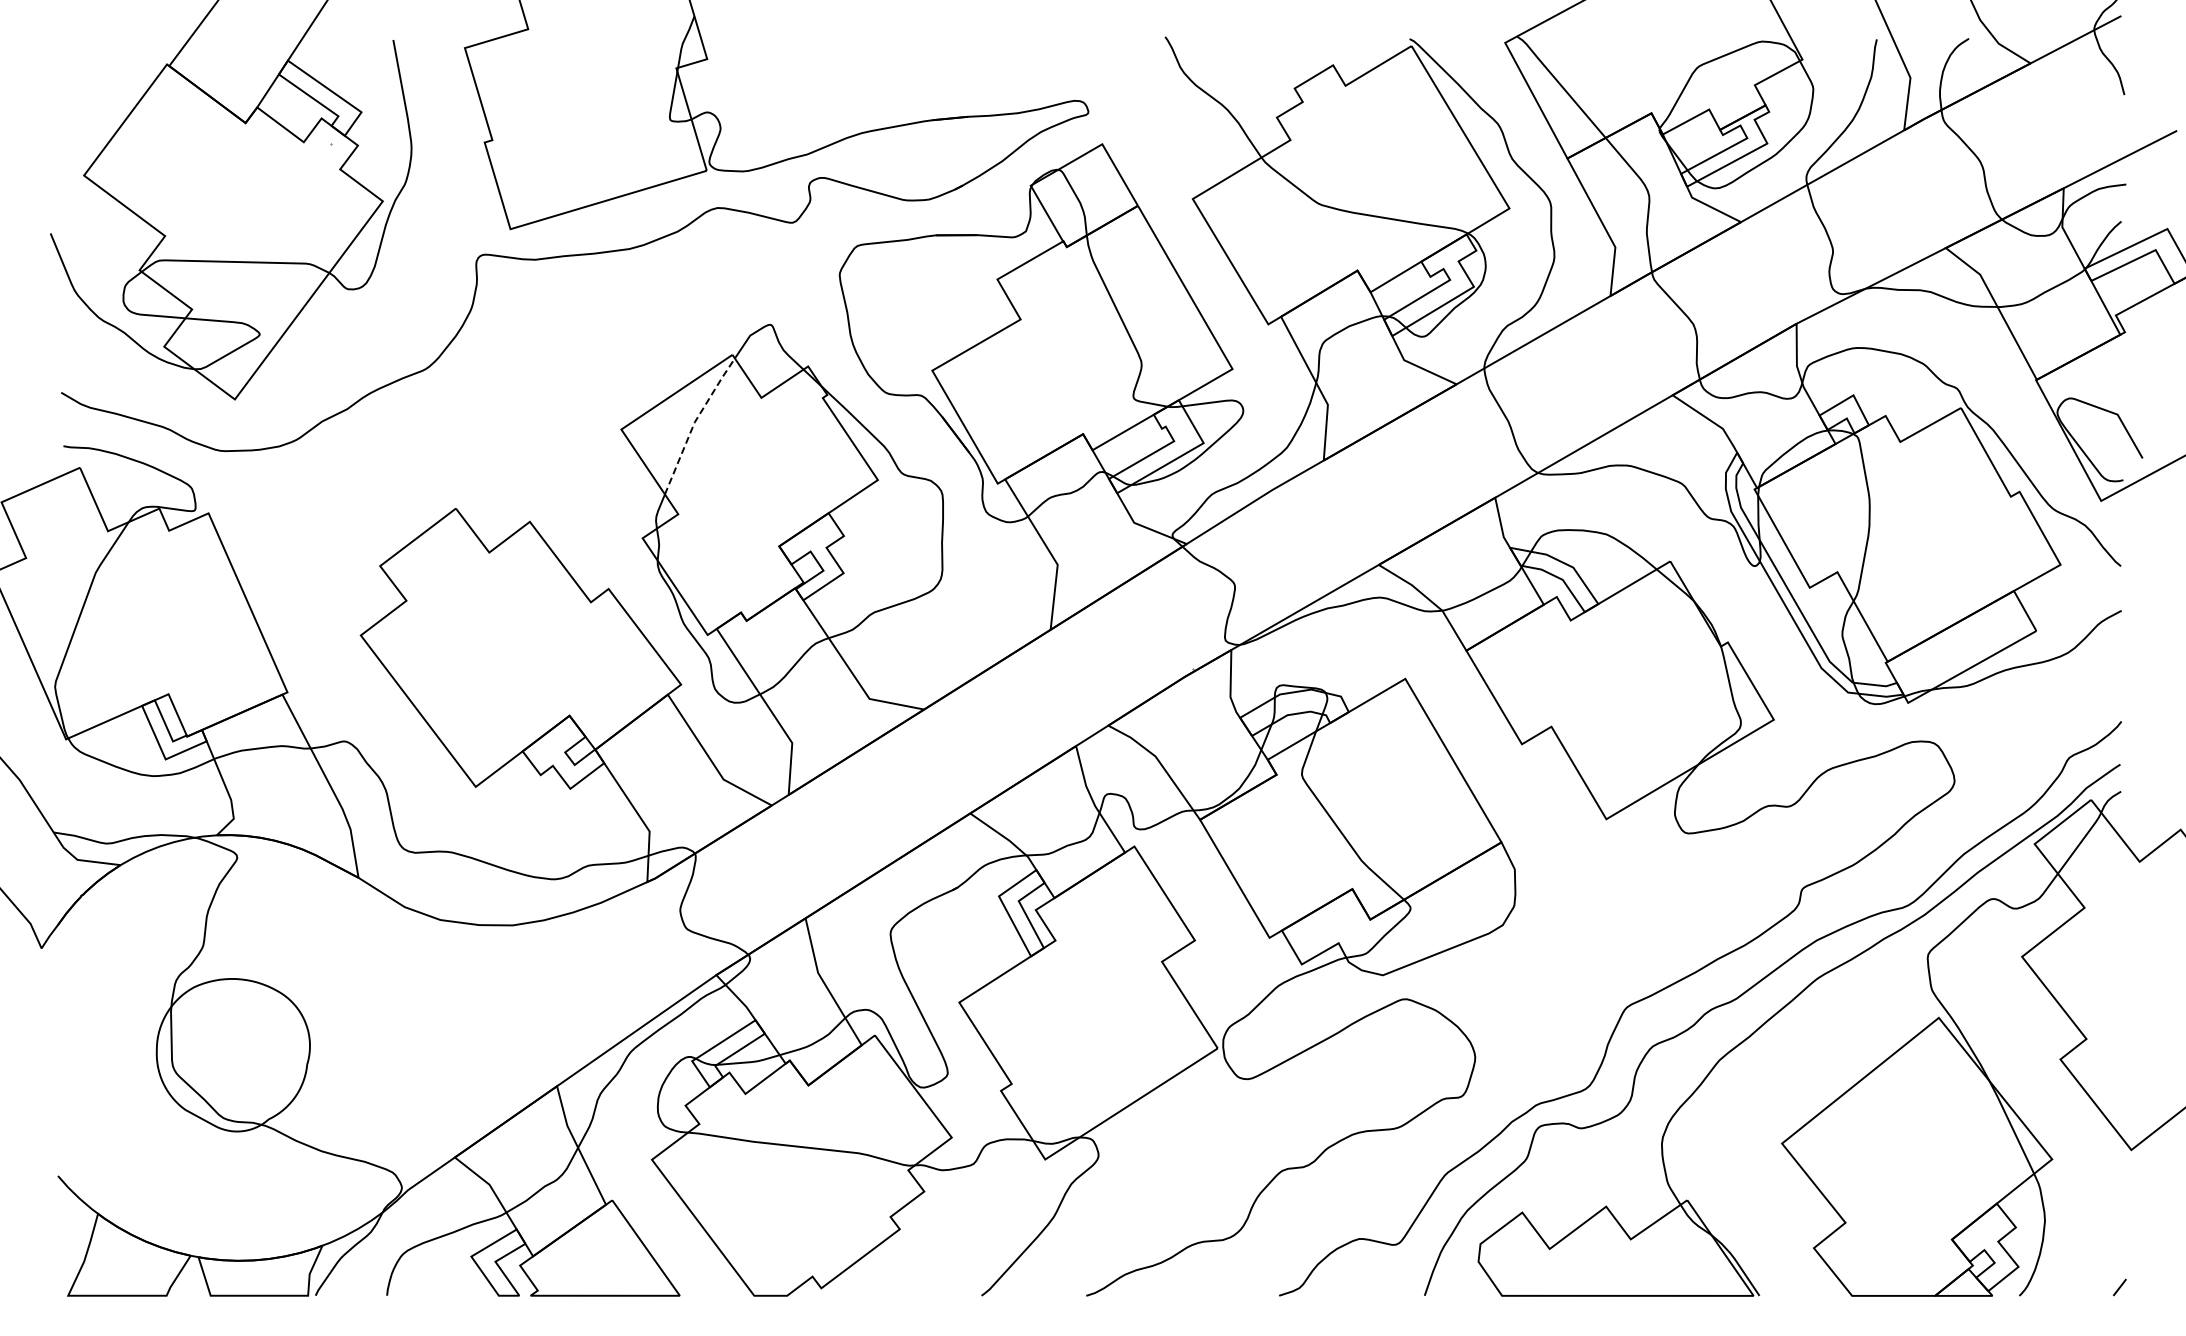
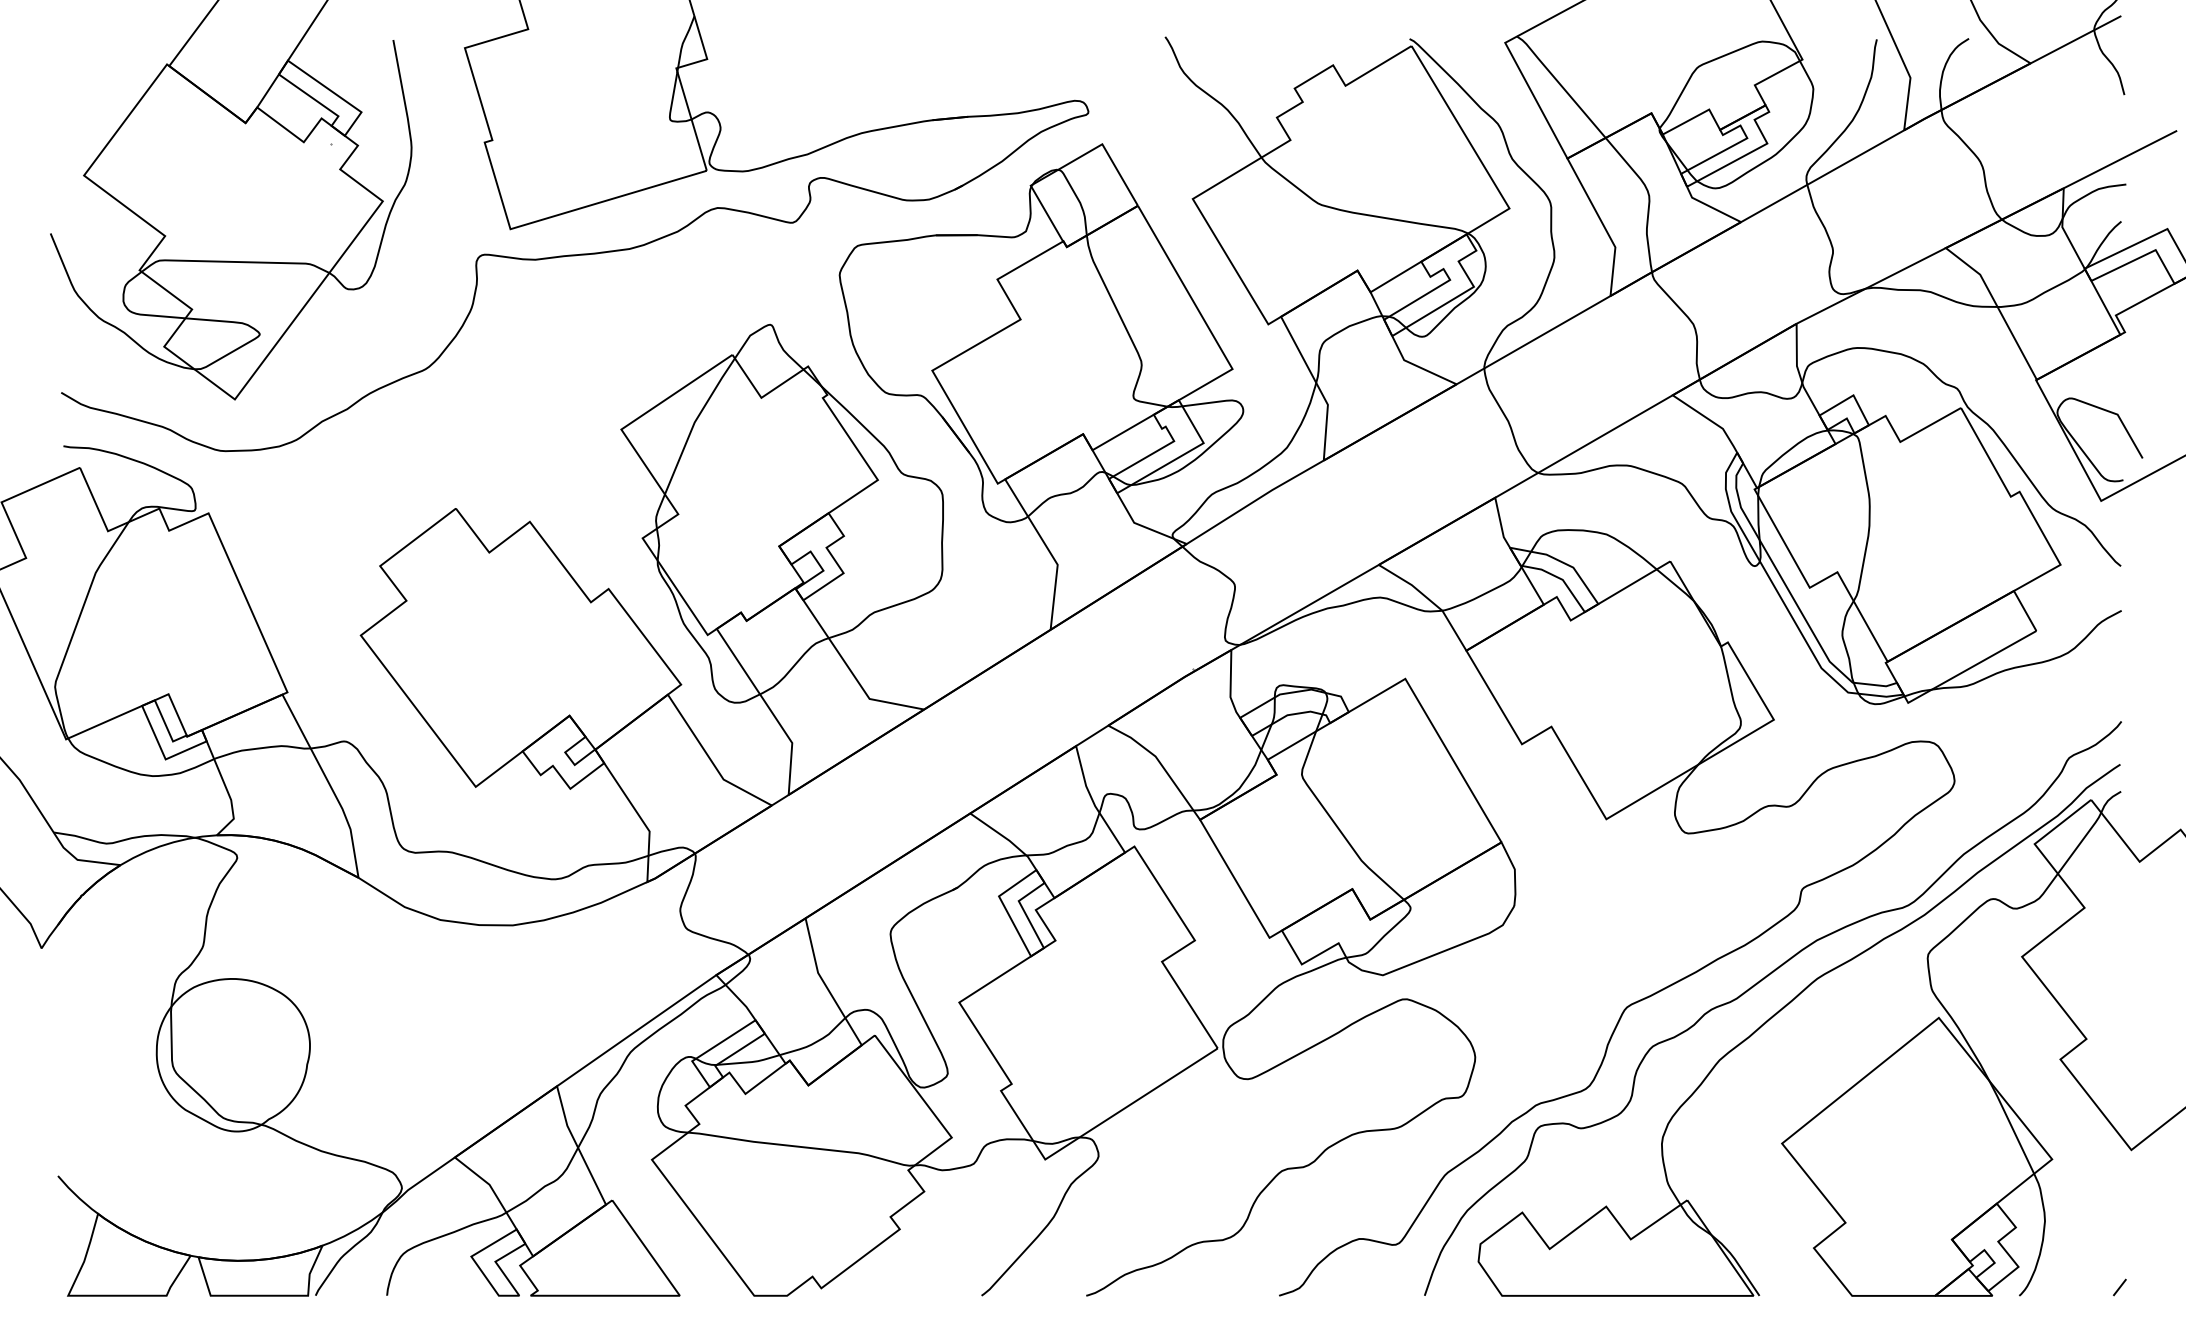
line: dashed -> solid (694, 422)
